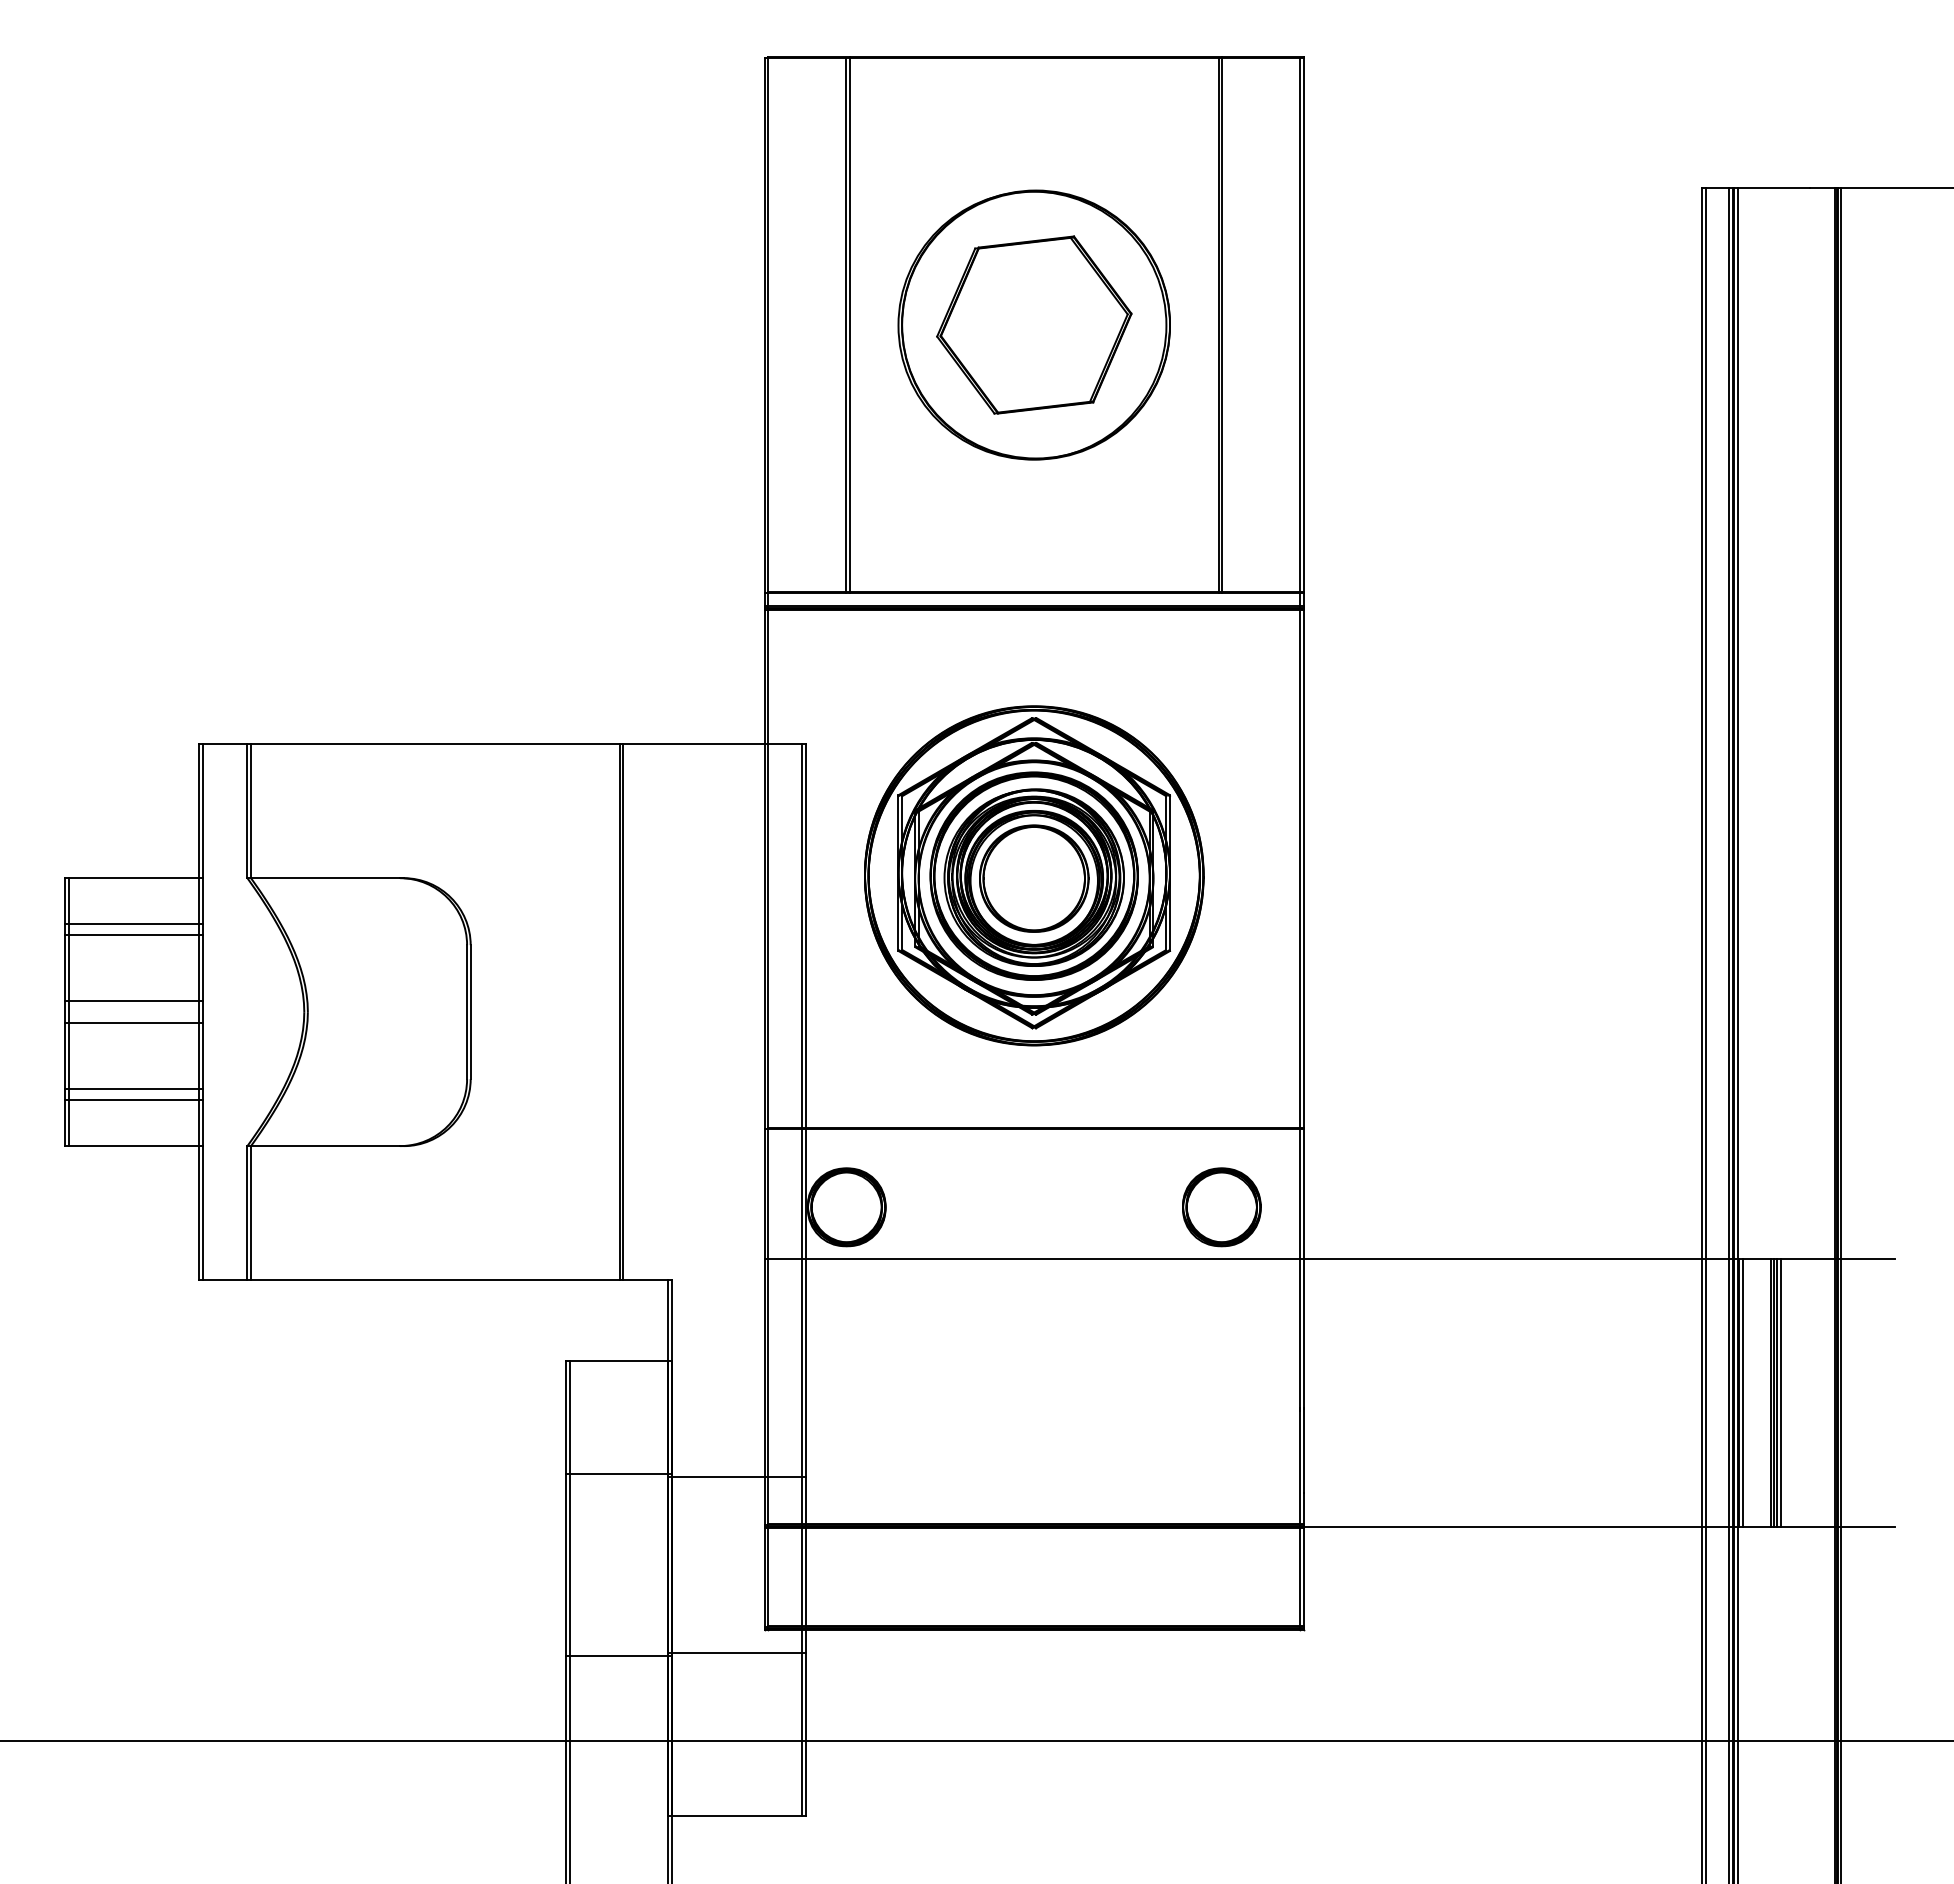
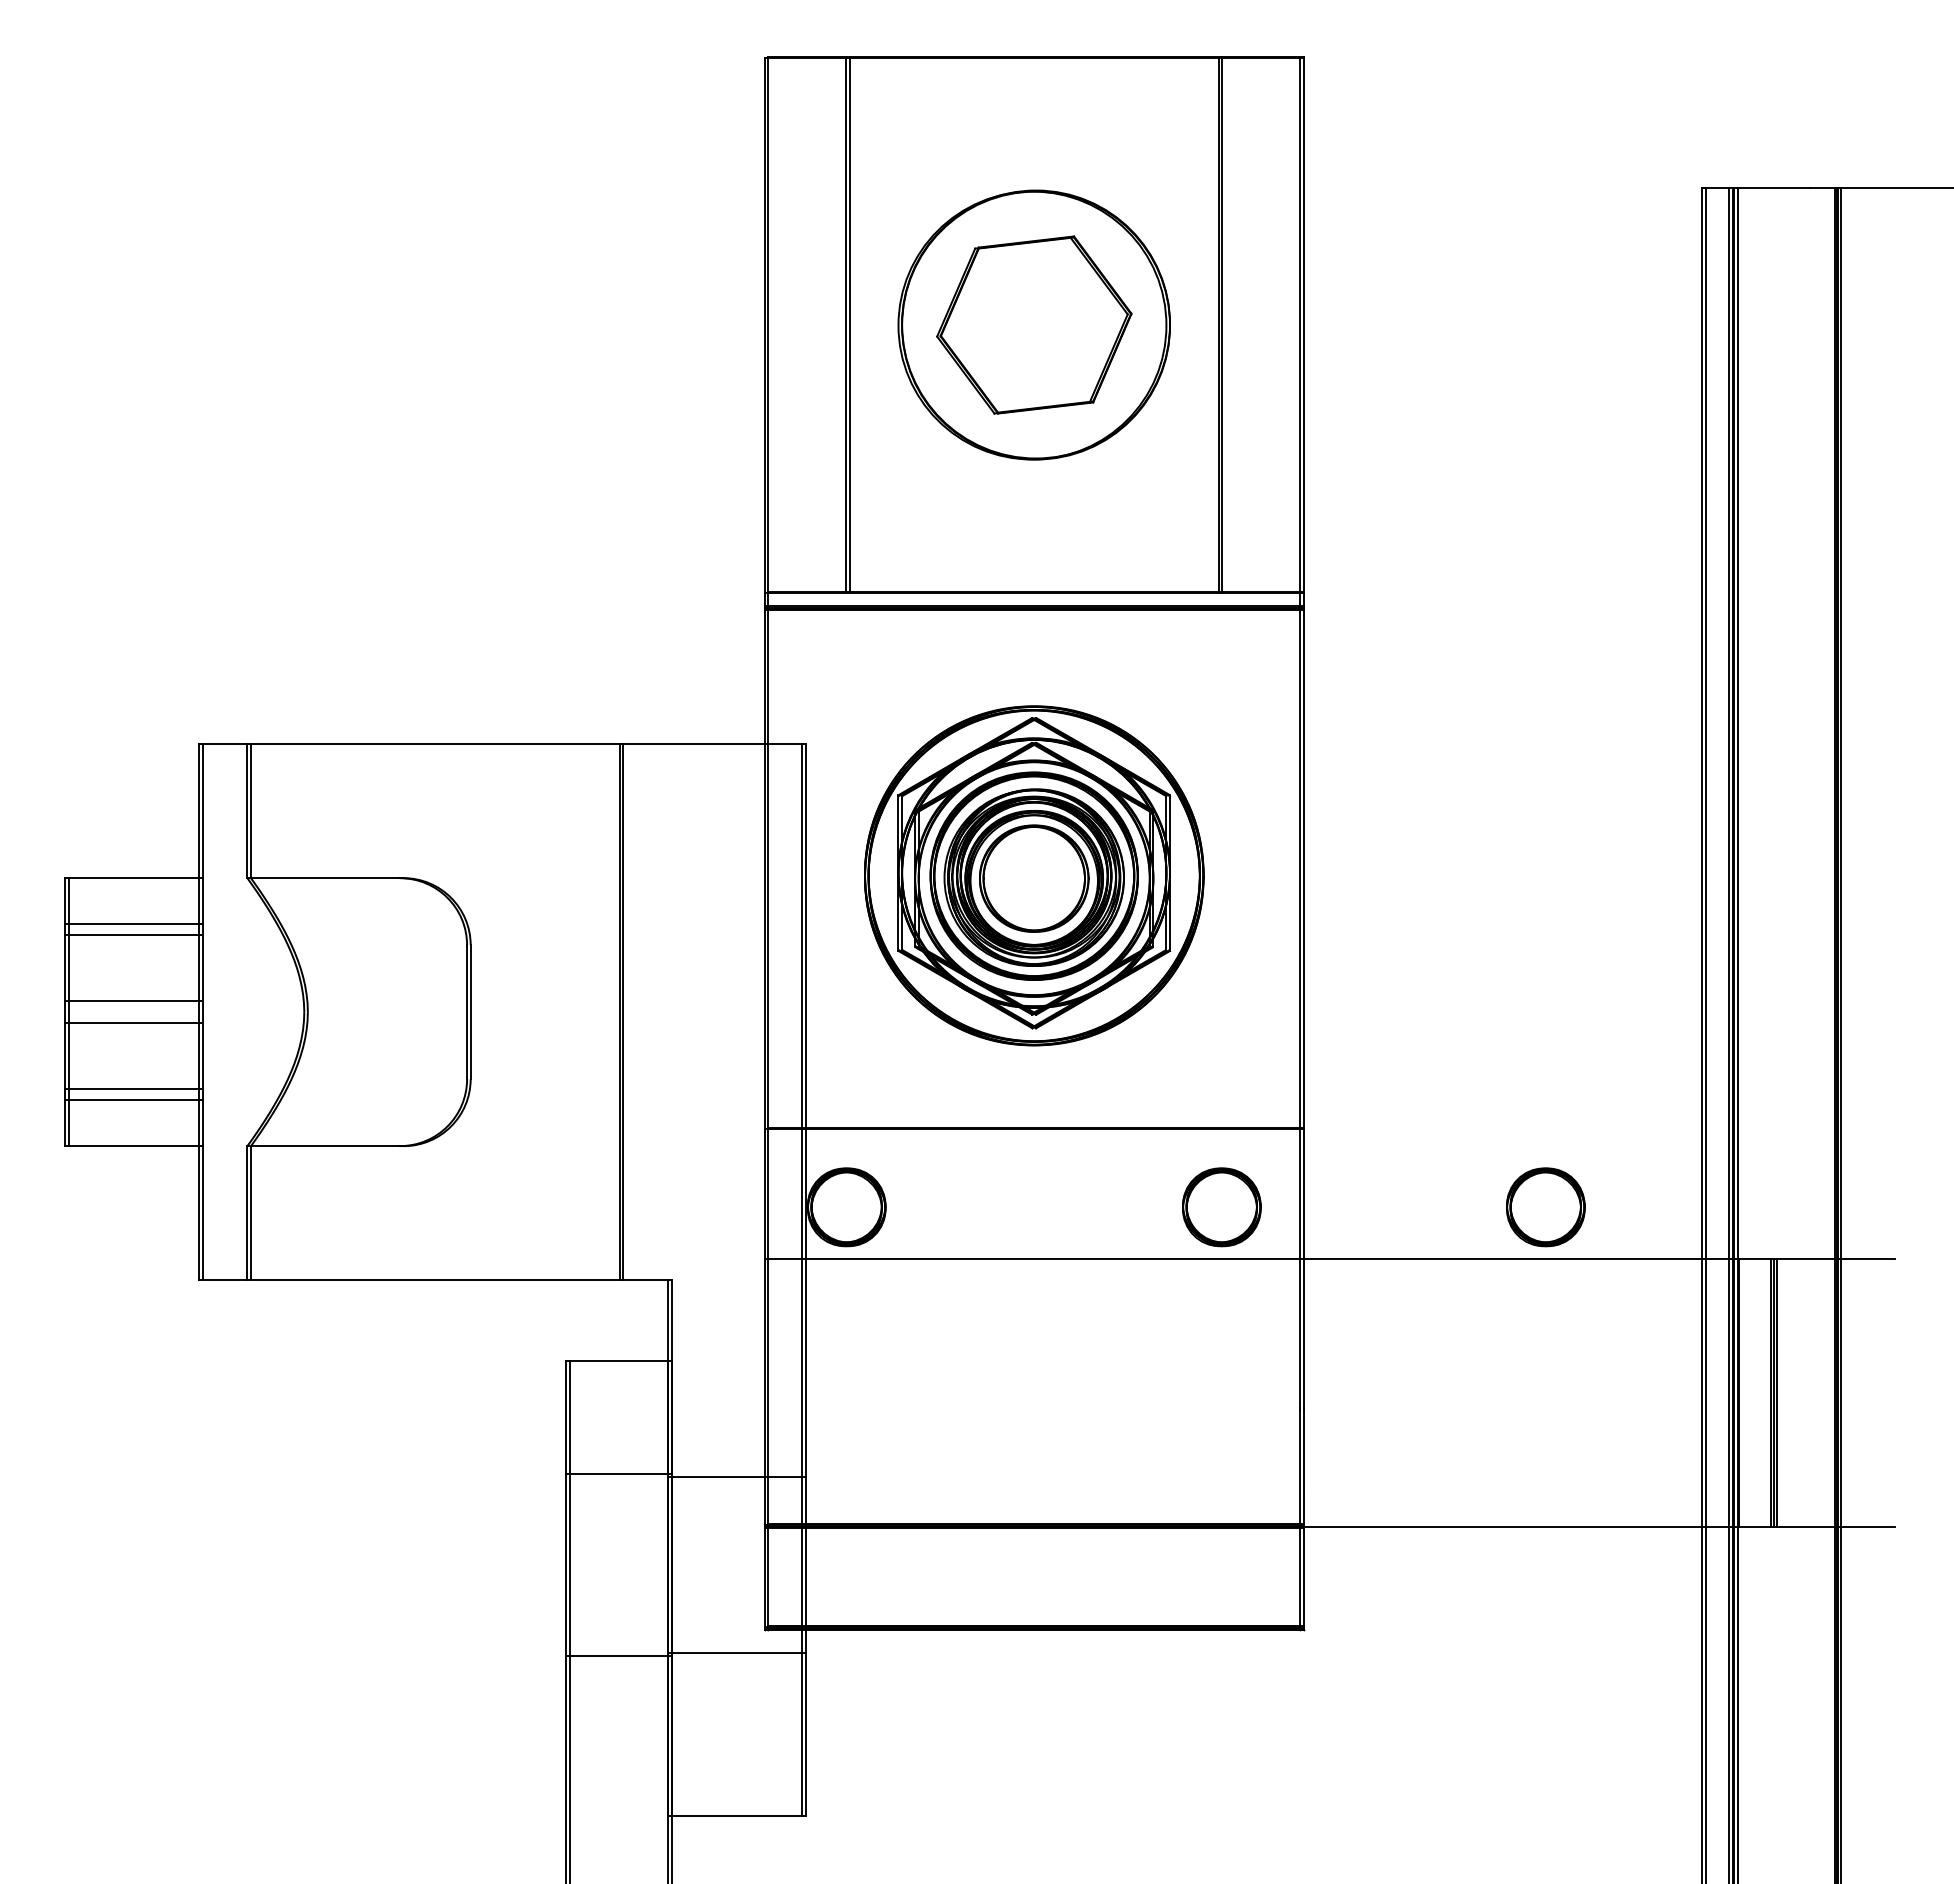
part: none -> present (1545, 1207)
line: present -> none (1742, 1393)
line: present -> none (1780, 1393)
line: present -> none (976, 1740)
